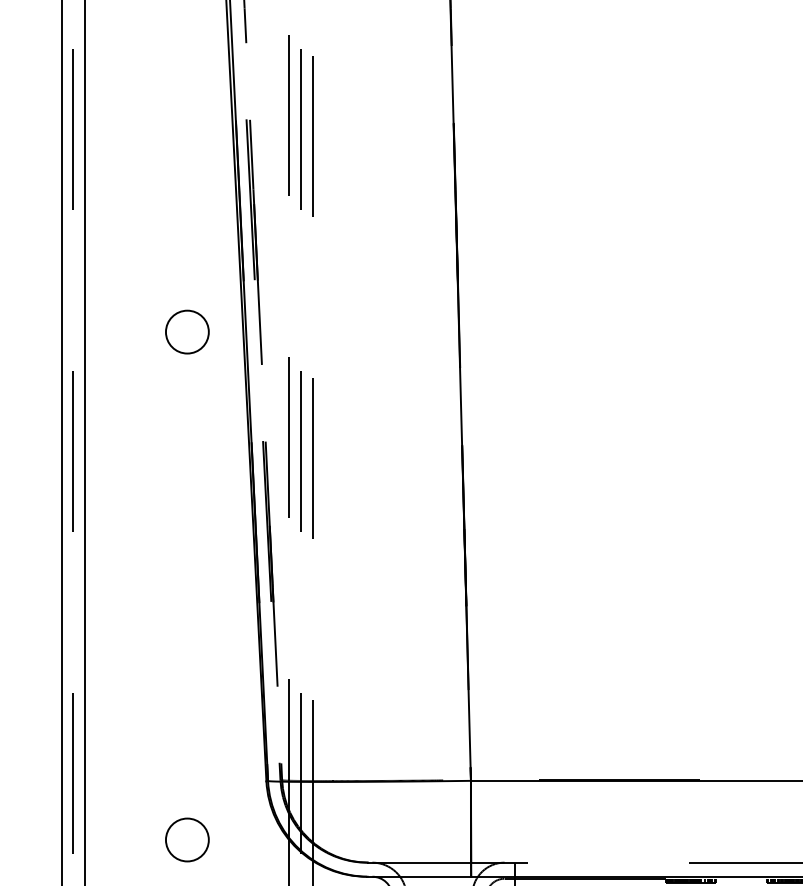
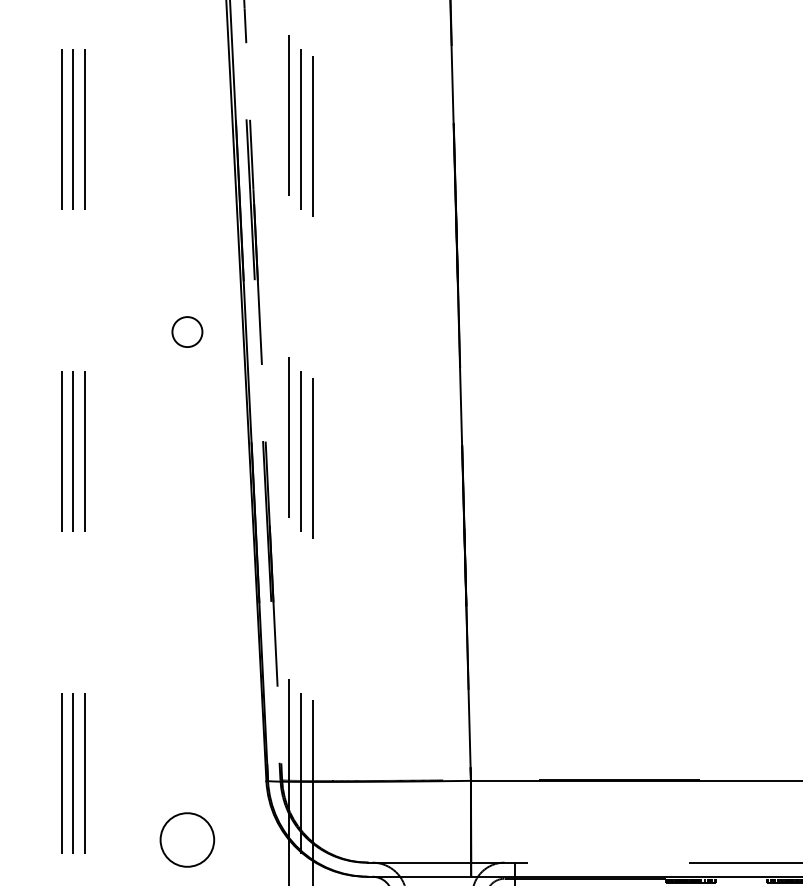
circle size: 45x46 px -> 33x32 px (187, 331)
line: solid -> dashed (61, 442)
line: solid -> dashed (85, 442)
circle size: 45x46 px -> 57x56 px (187, 839)
